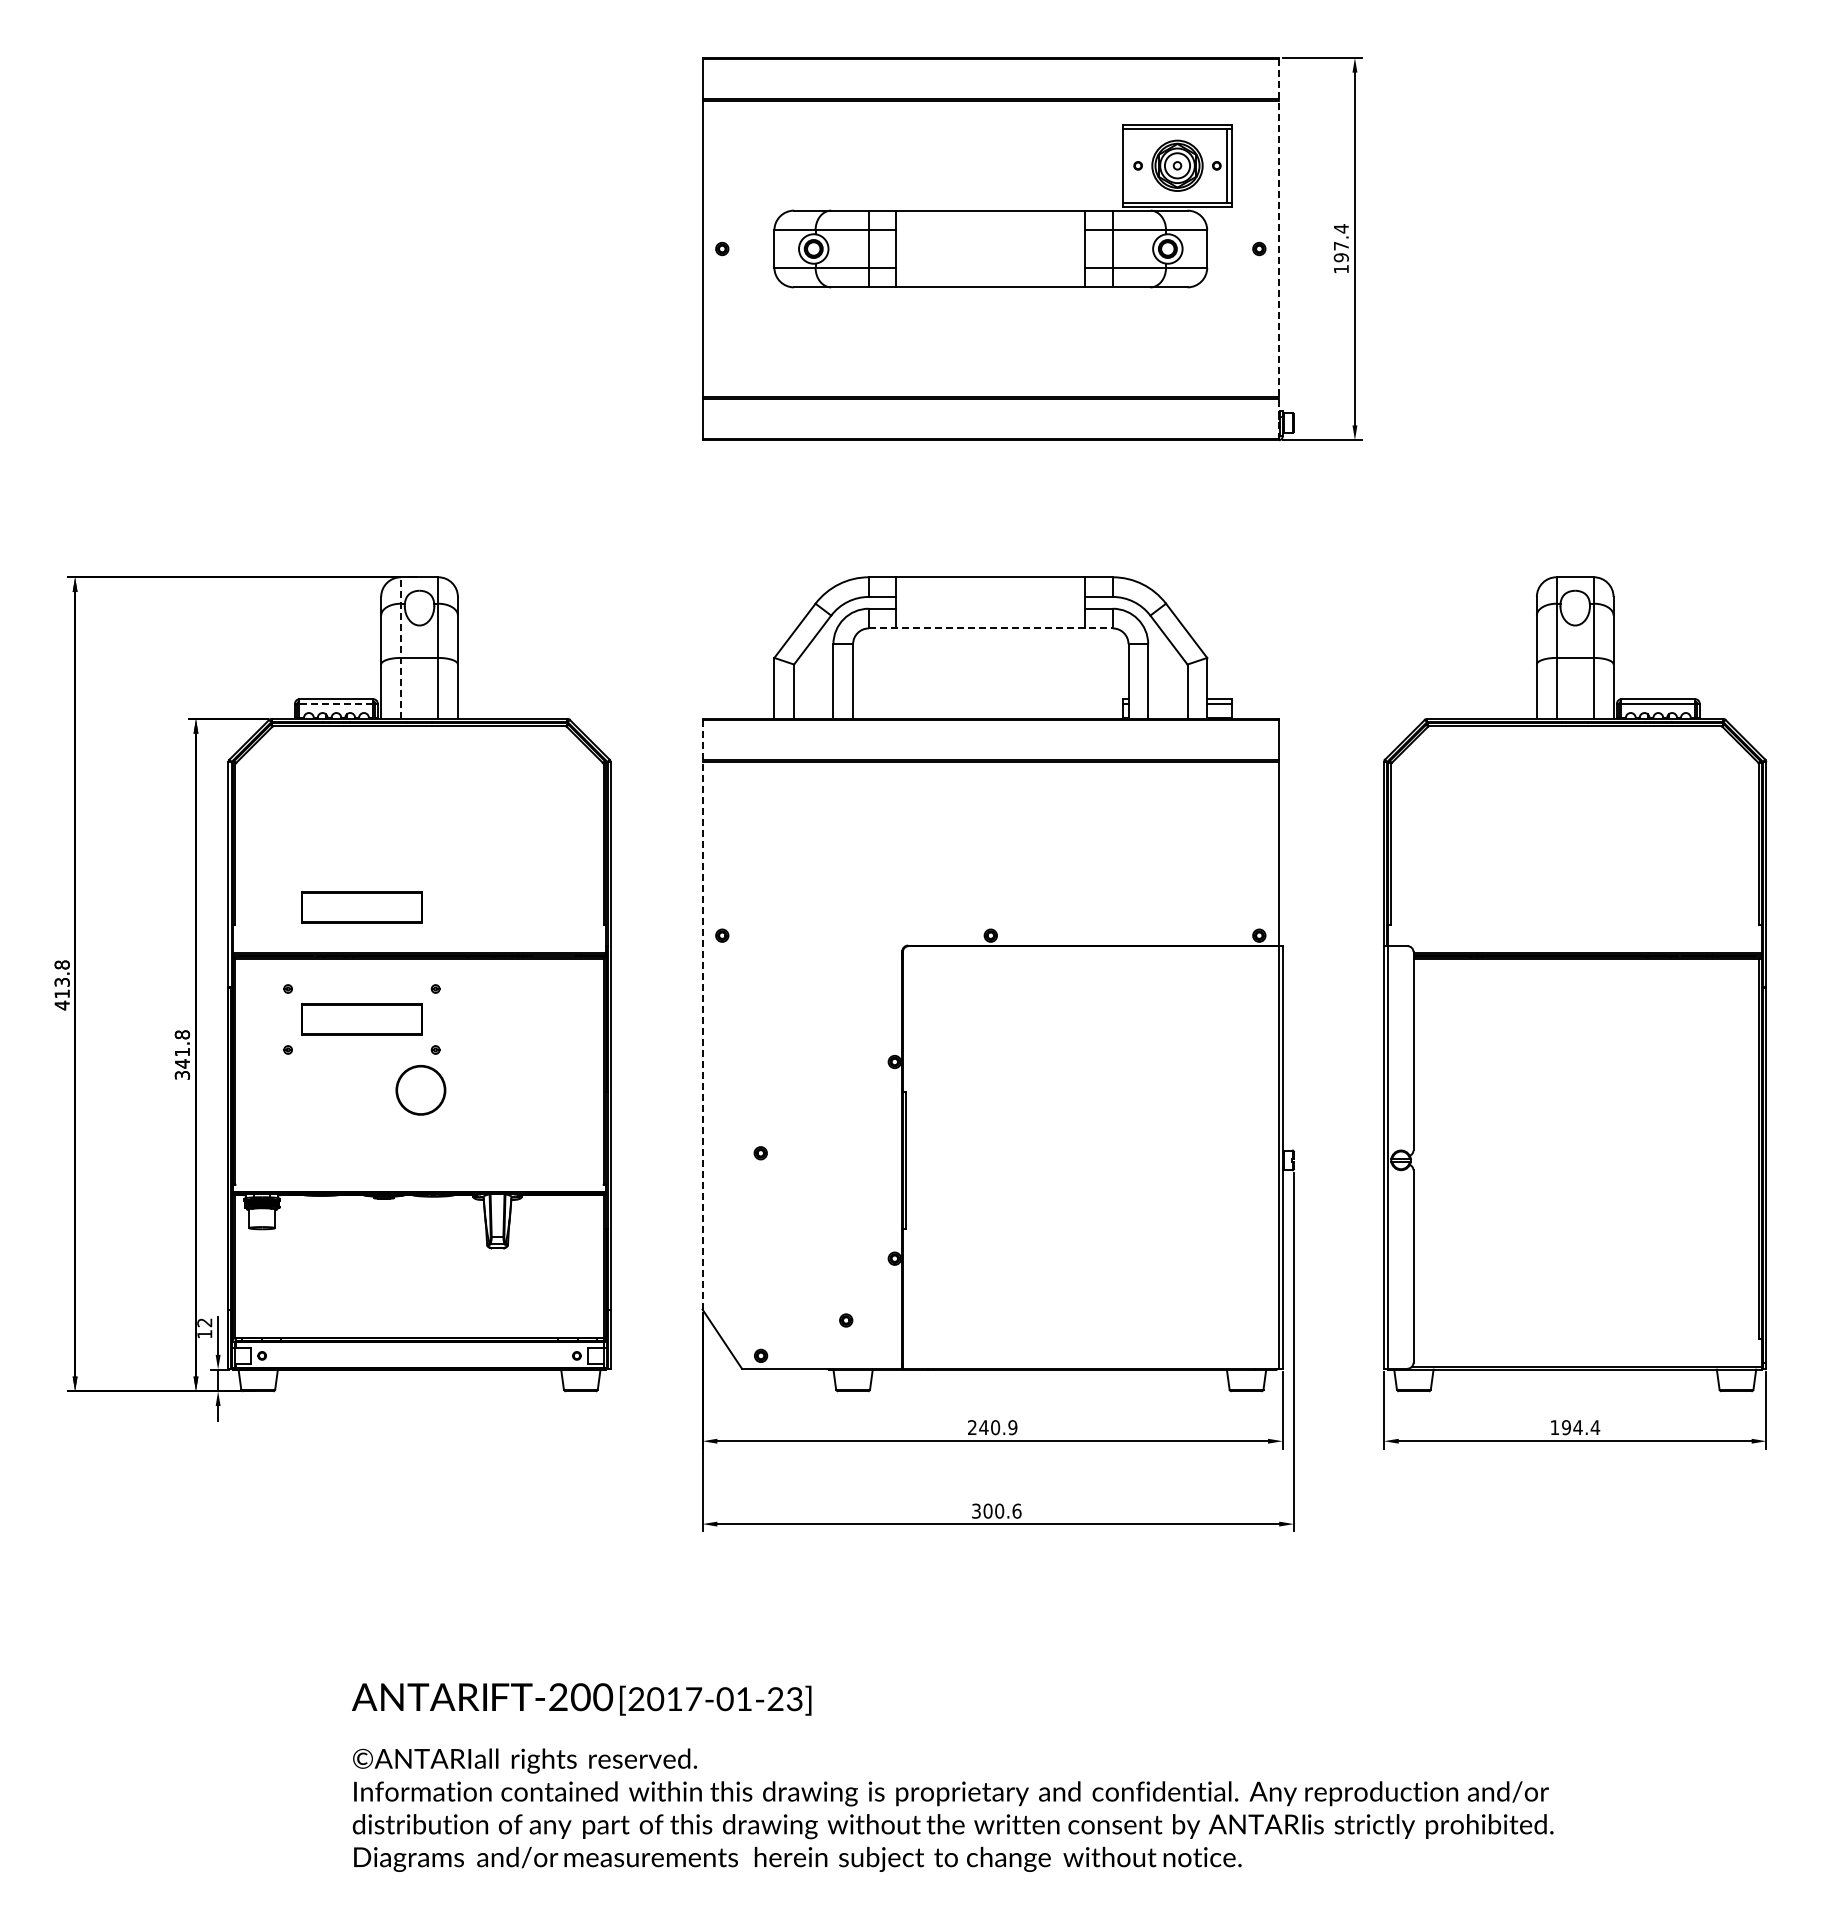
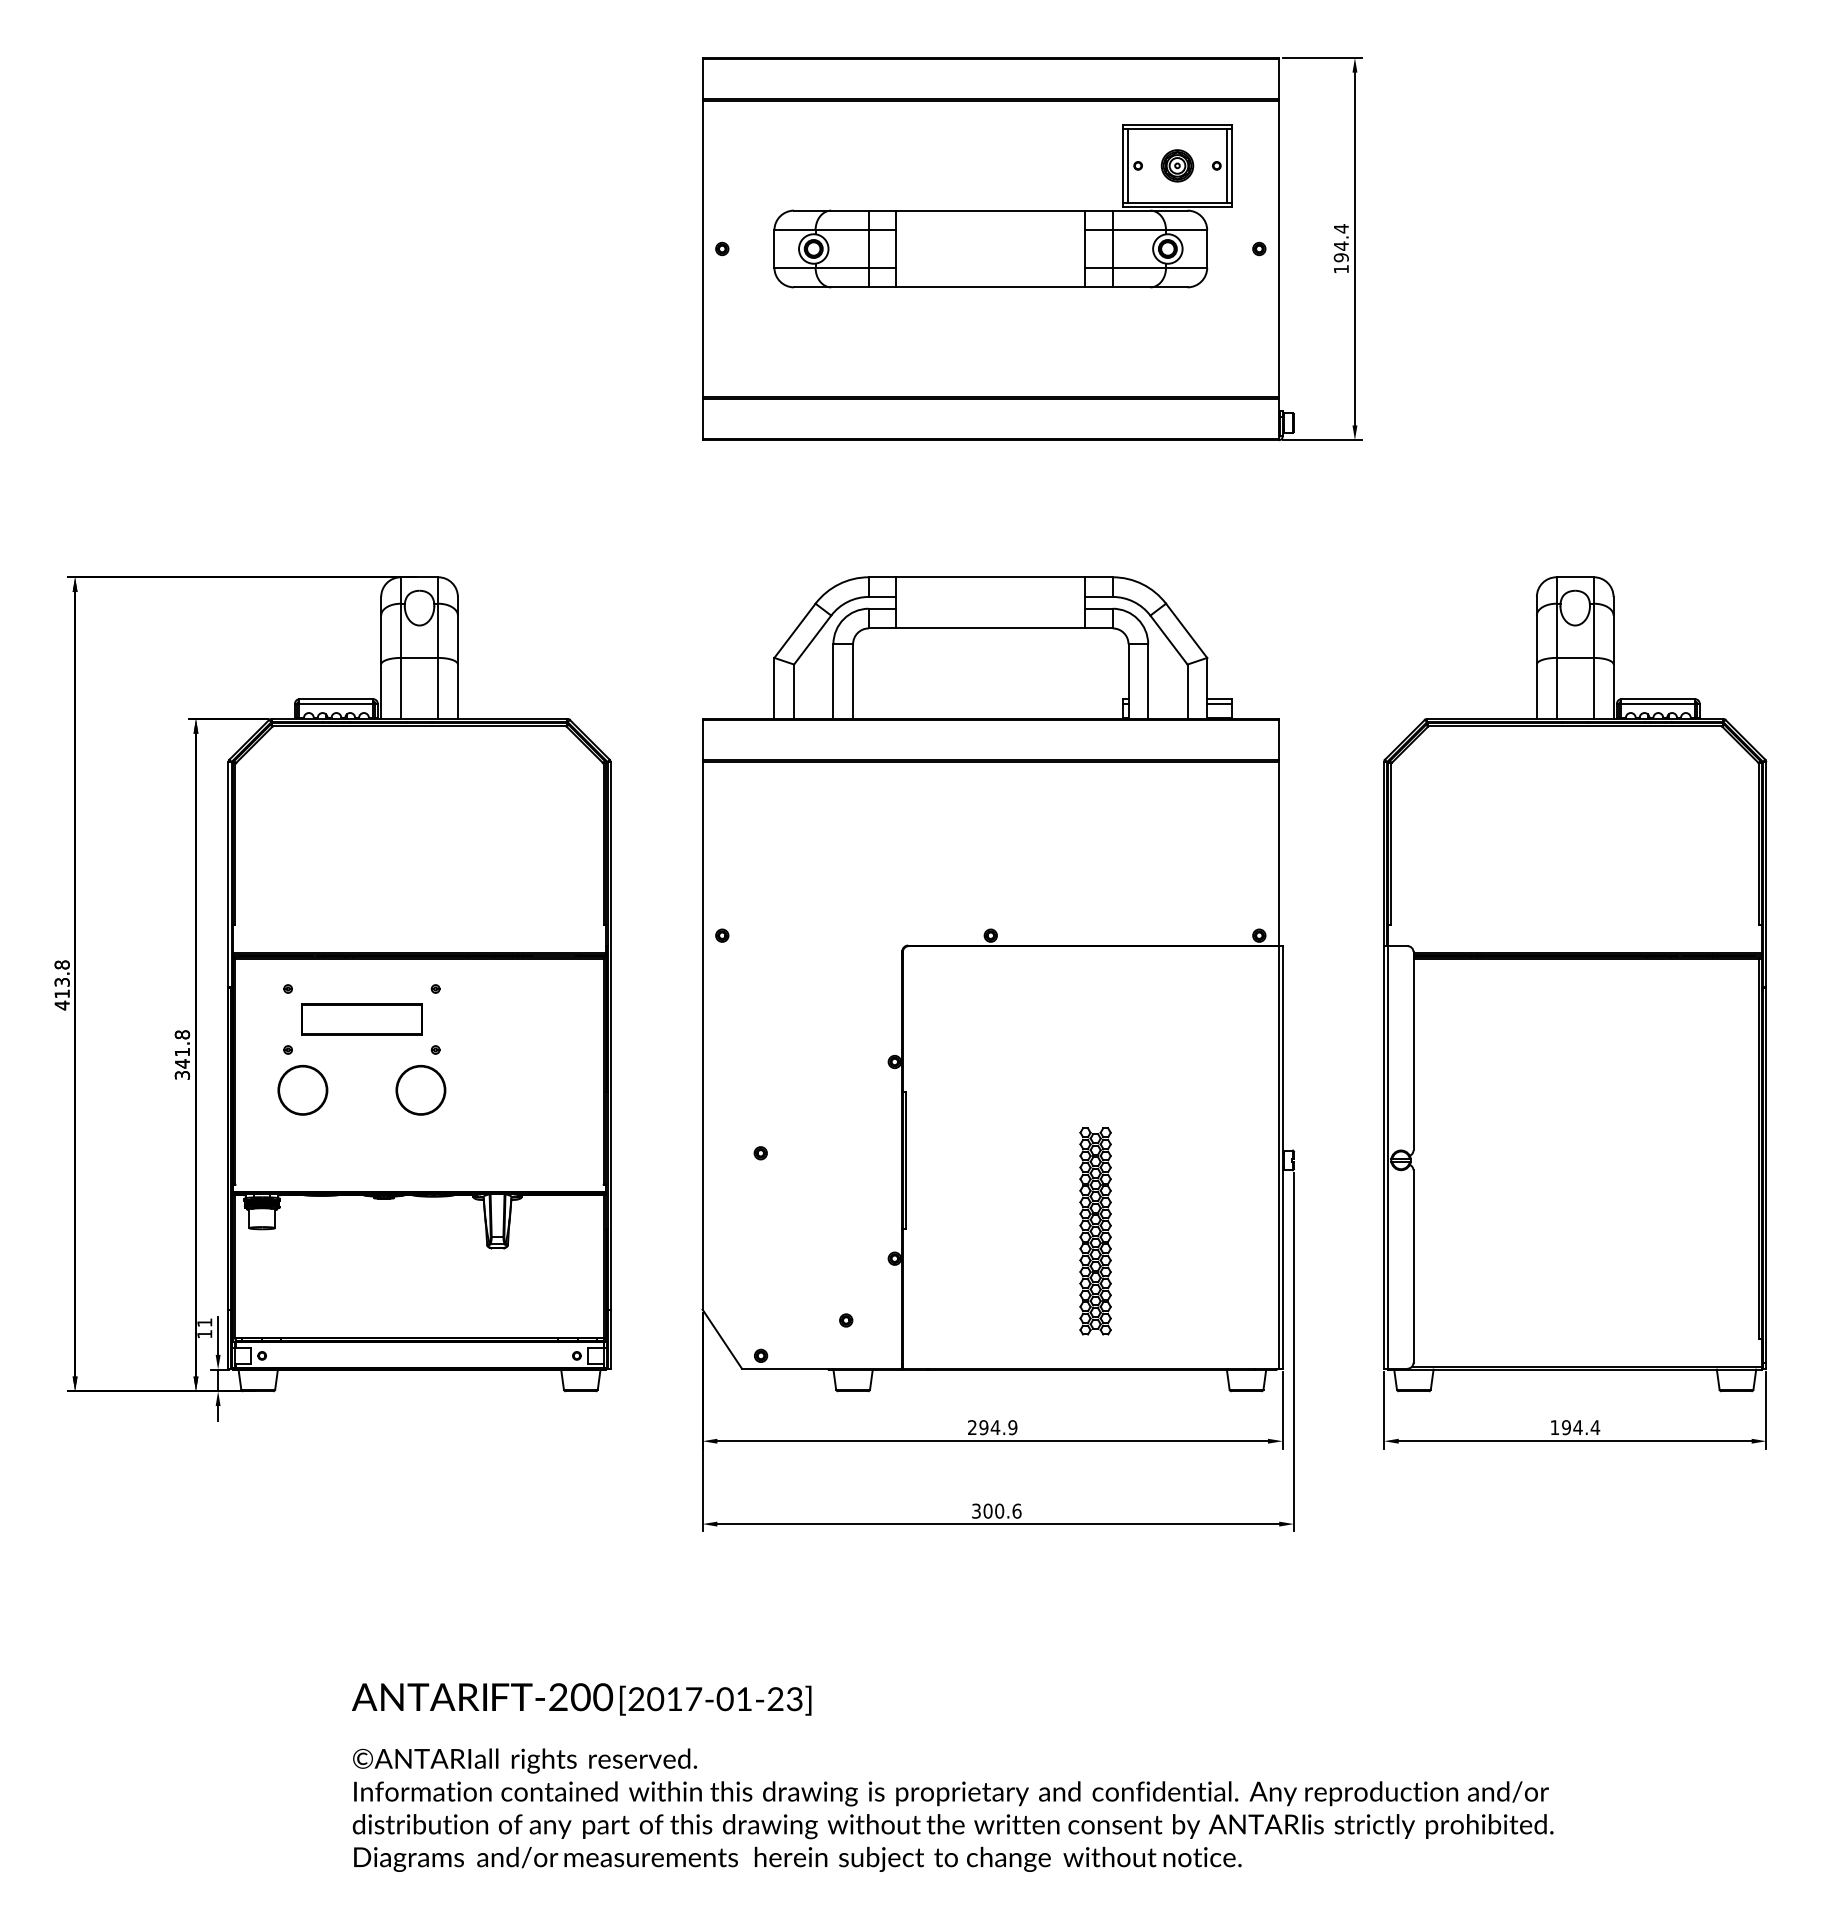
line: none -> present (1127, 165)
part size: 53x53 px -> 35x34 px (1177, 165)
text: 197.4 -> 194.4 (1341, 245)
line: dashed -> solid (1279, 248)
line: dashed -> solid (990, 628)
line: dashed -> solid (400, 648)
line: dashed -> solid (336, 703)
part: present -> none (361, 907)
line: dashed -> solid (702, 1013)
part: none -> present (302, 1090)
part: none -> present (1095, 1231)
text: 12 -> 11 (204, 1322)
text: 240.9 -> 294.9 (989, 1427)
